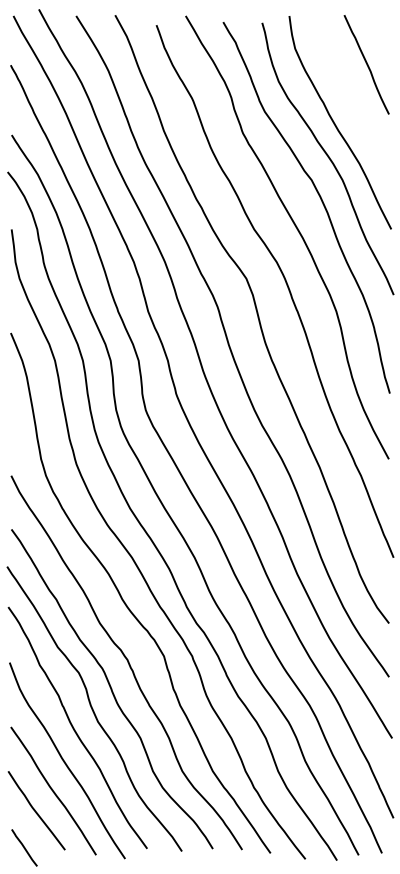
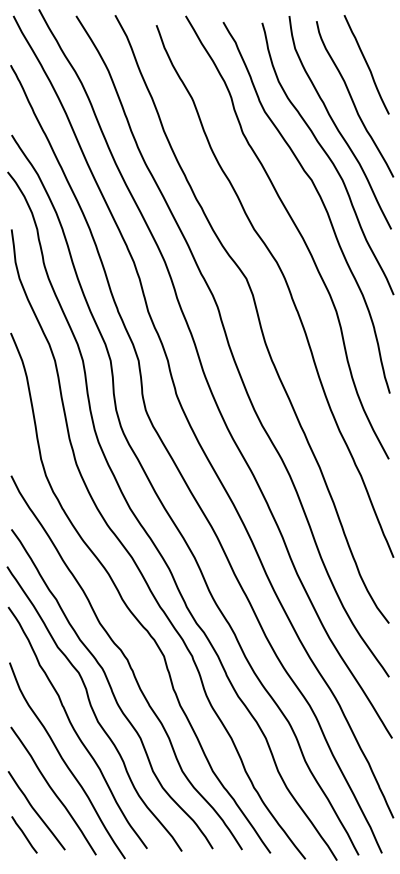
curve: none -> present (353, 100)
line position: (24, 847) -> (24, 834) (24, 834)
